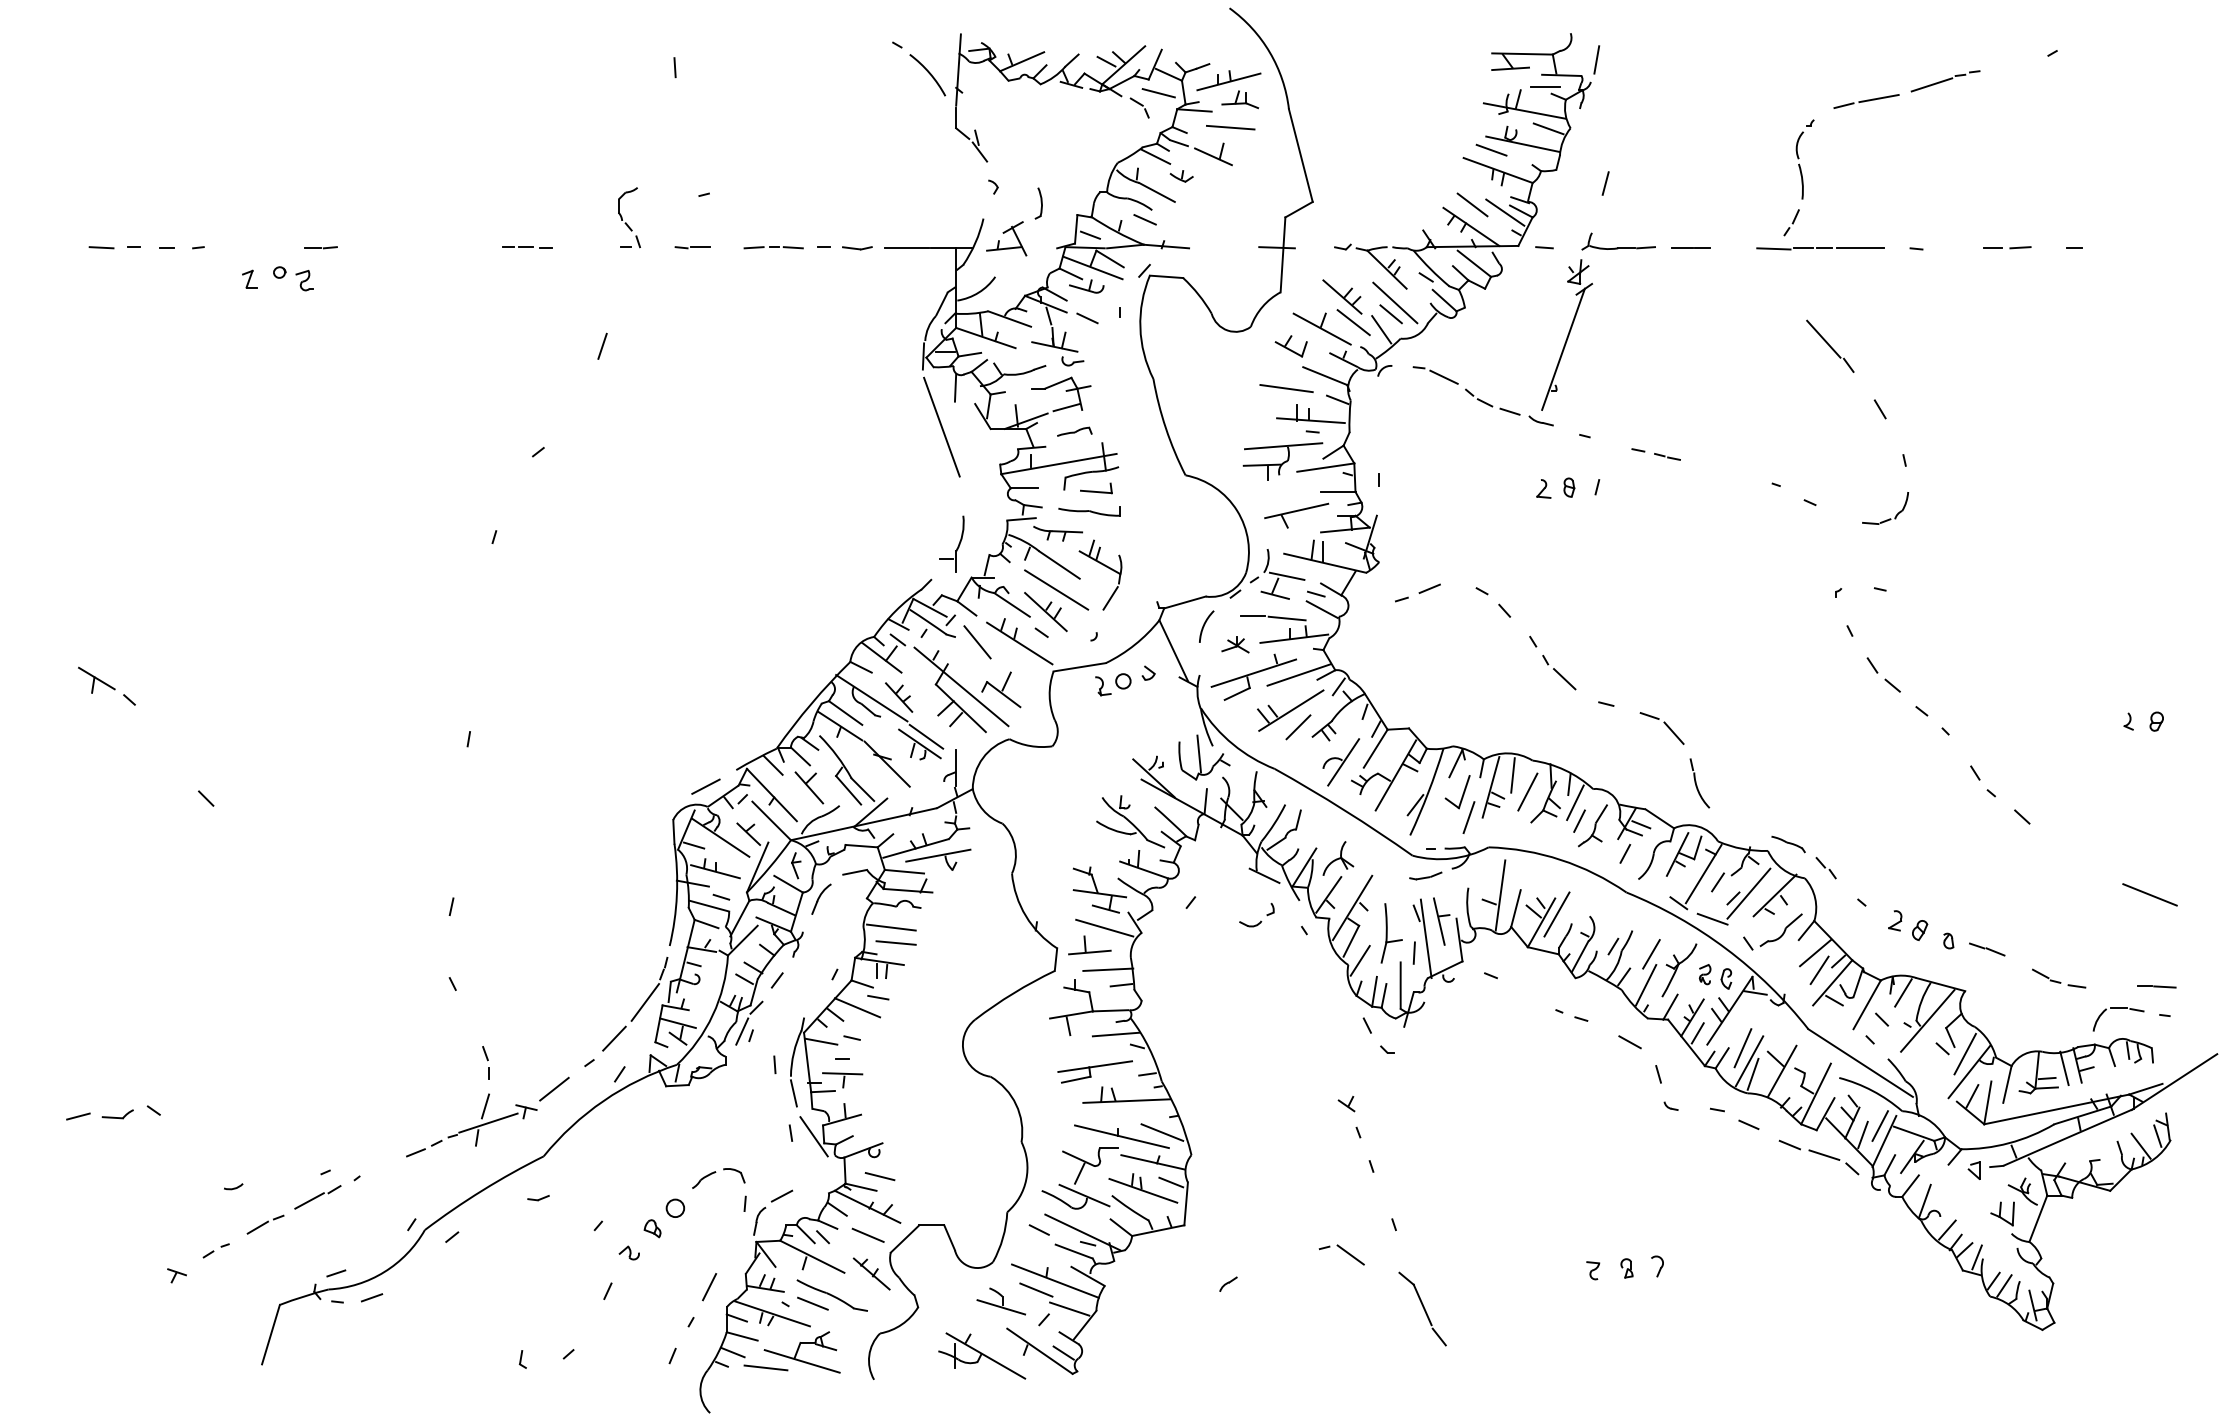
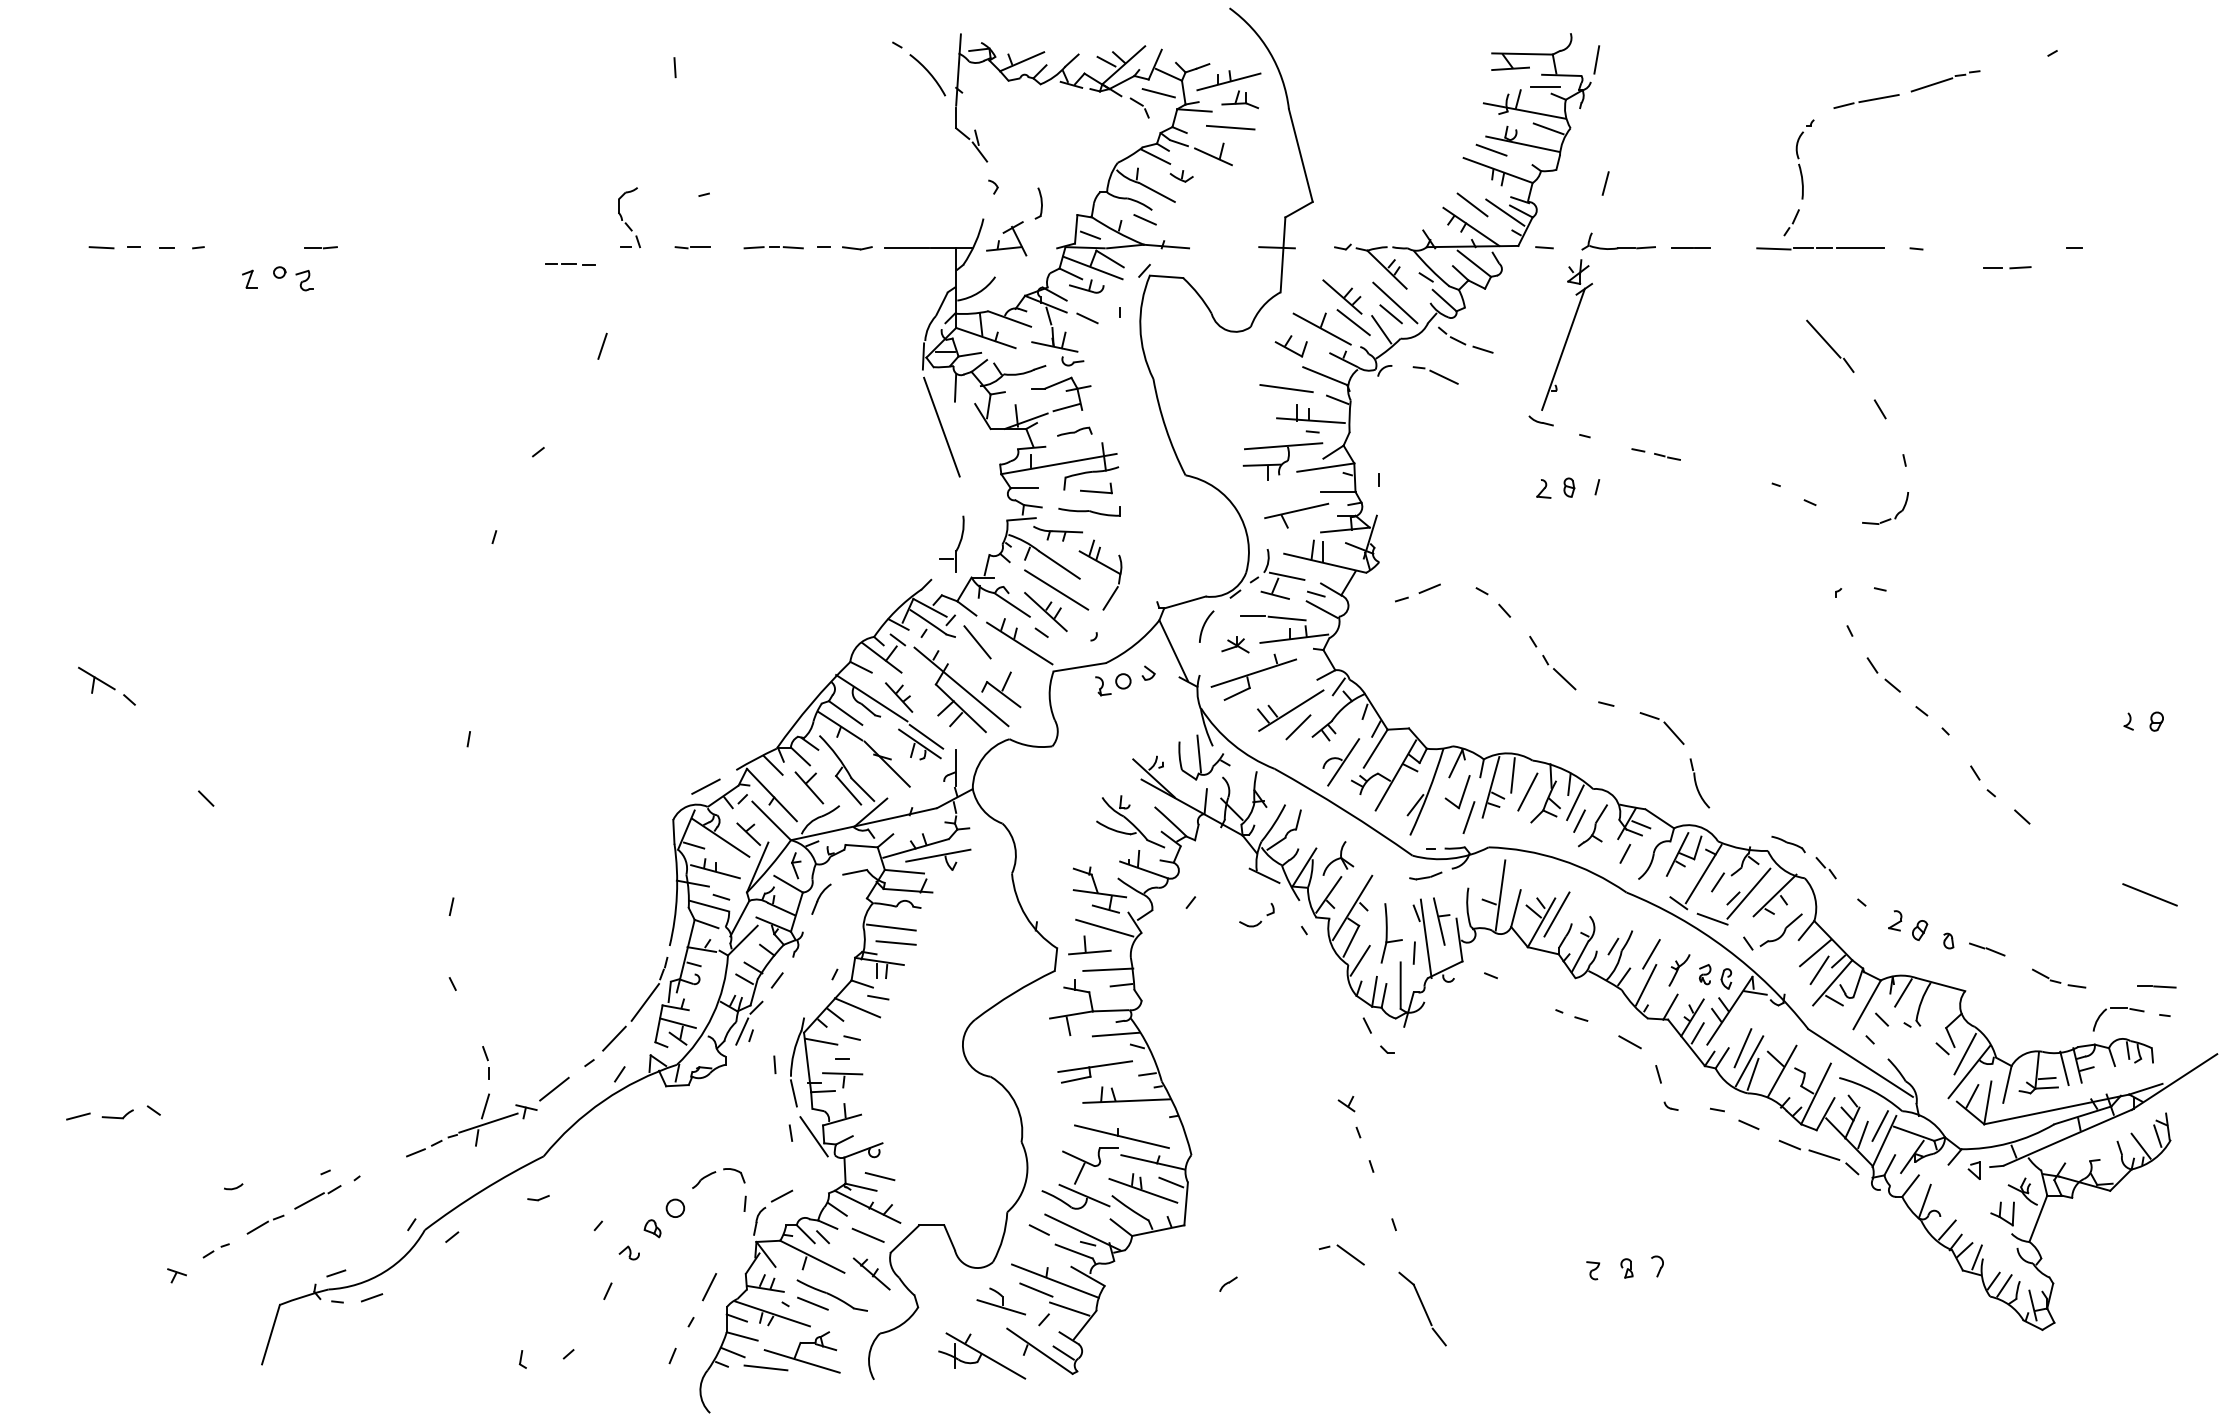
part position: (527, 247) -> (570, 264) (570, 264)
part position: (2007, 247) -> (2007, 267) (2007, 267)
part position: (1492, 401) -> (1465, 339) (1465, 339)
line: present -> none (1298, 674)
part size: 37x55 px -> 23x33 px (1679, 970)
line: present -> none (1927, 1020)
line: present -> none (1162, 1132)
